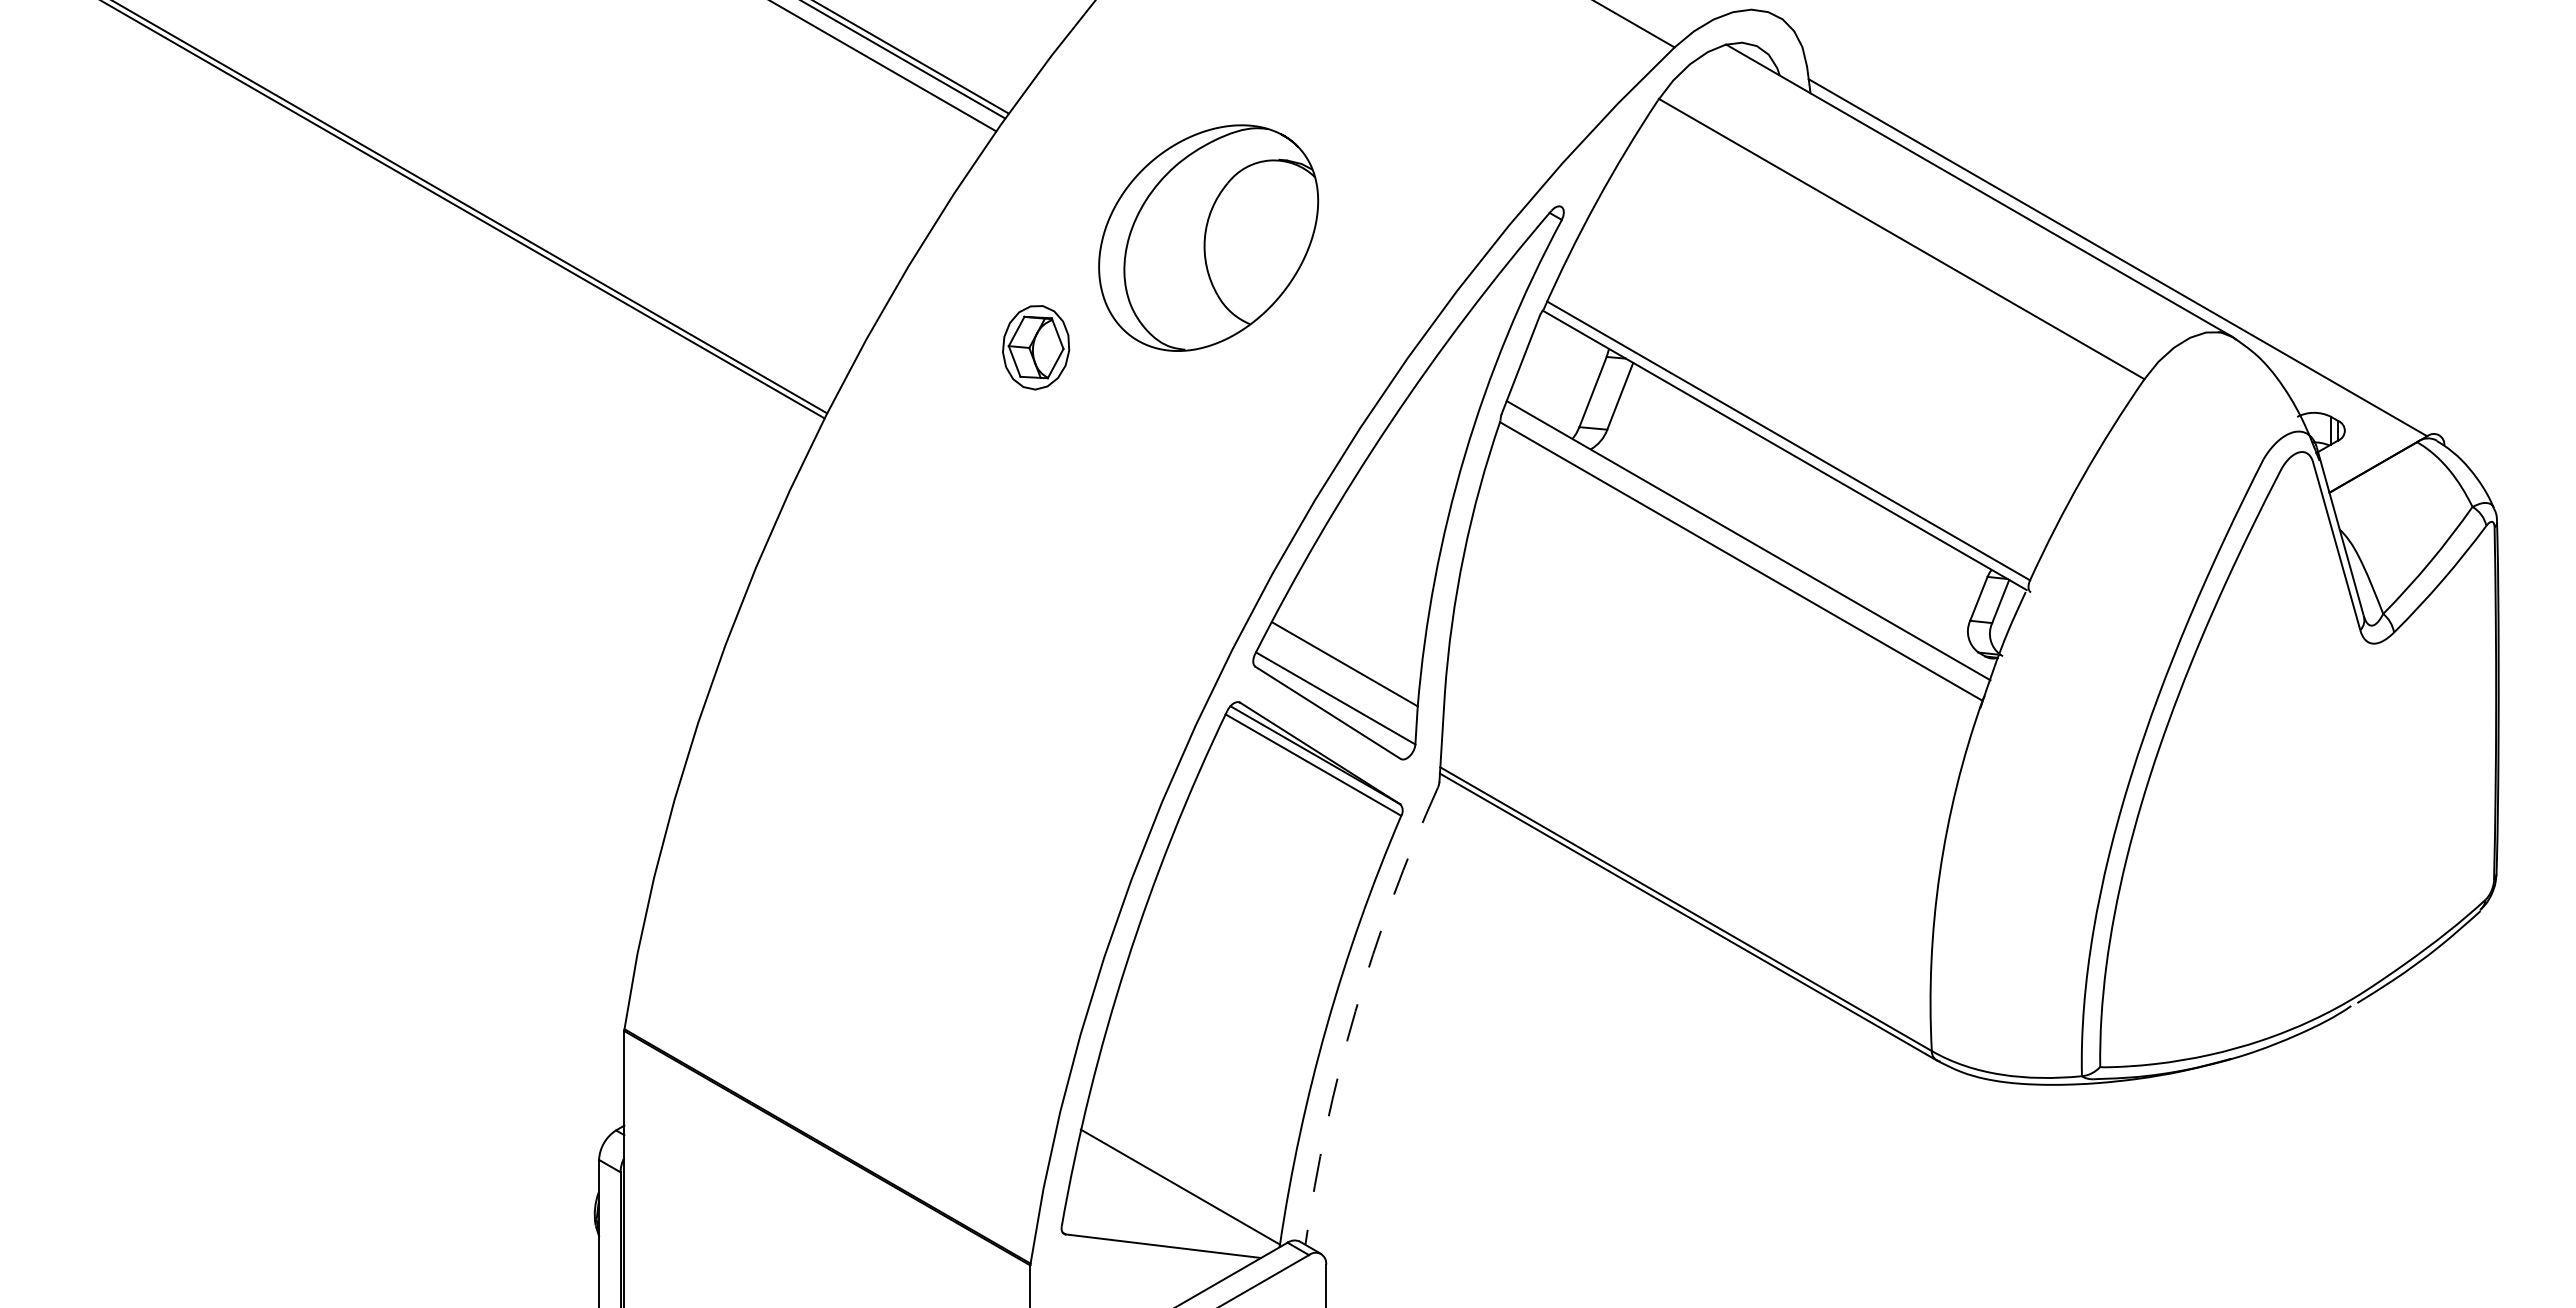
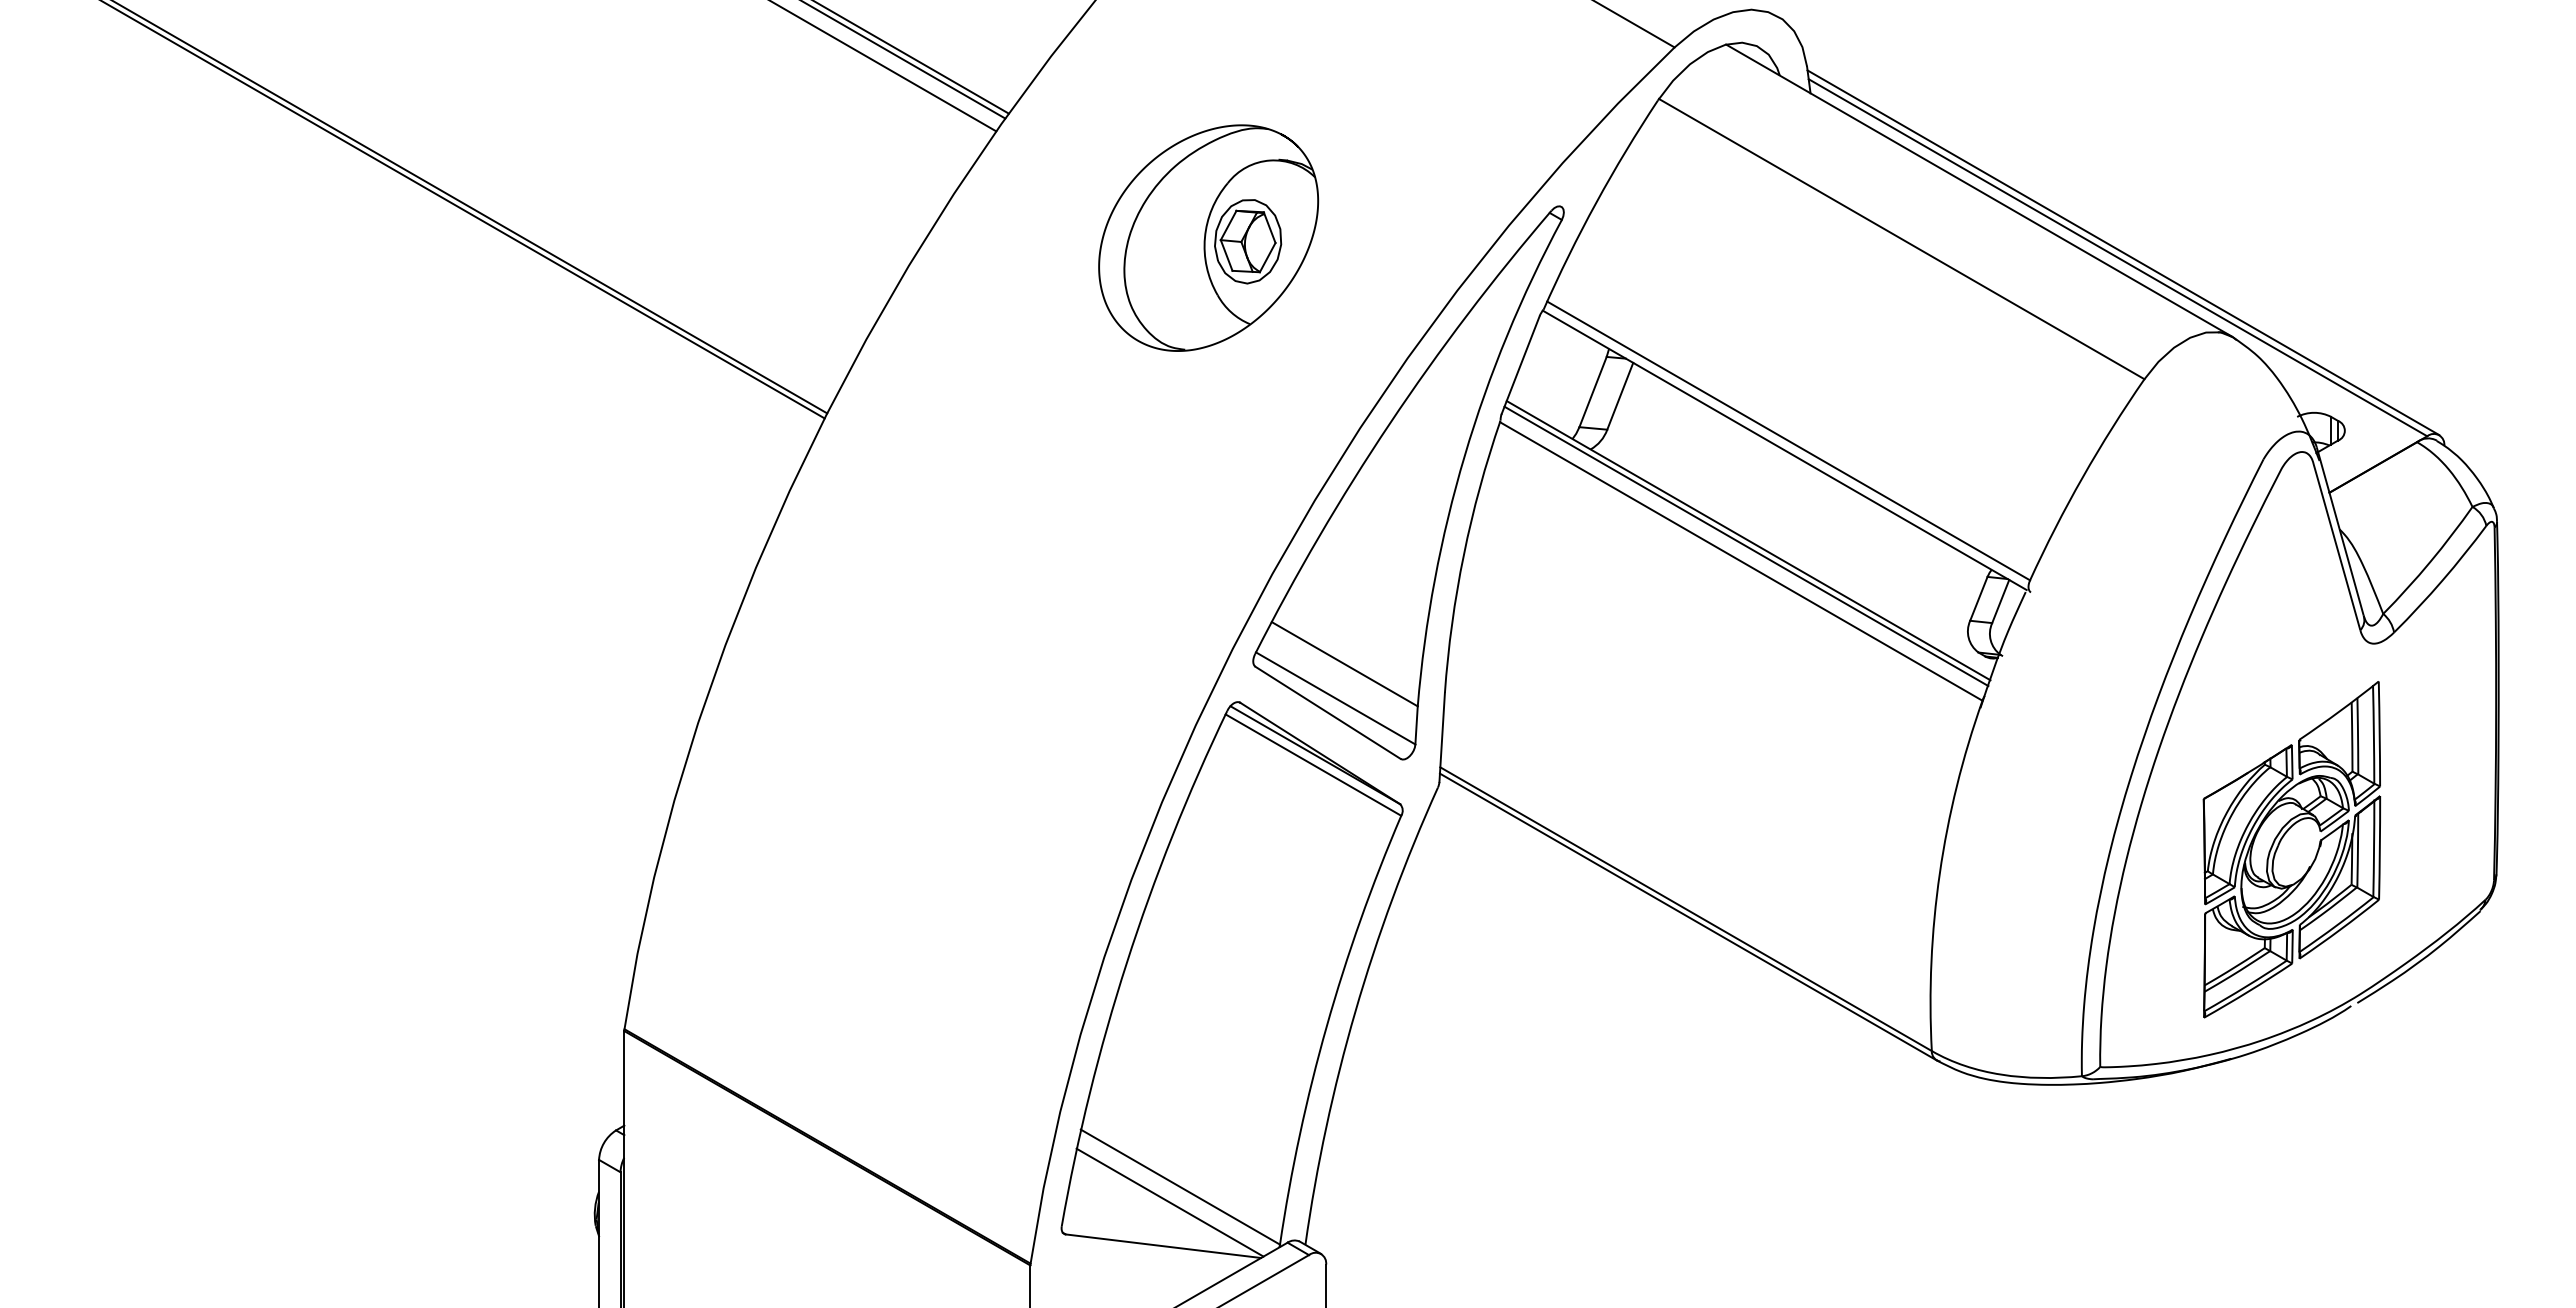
line: none -> present (2123, 252)
part position: (1036, 347) -> (1248, 241) (1248, 241)
line: none -> present (1746, 546)
part: none -> present (2280, 843)
arc: dashed -> solid (1355, 1011)
line: none -> present (1169, 1202)
